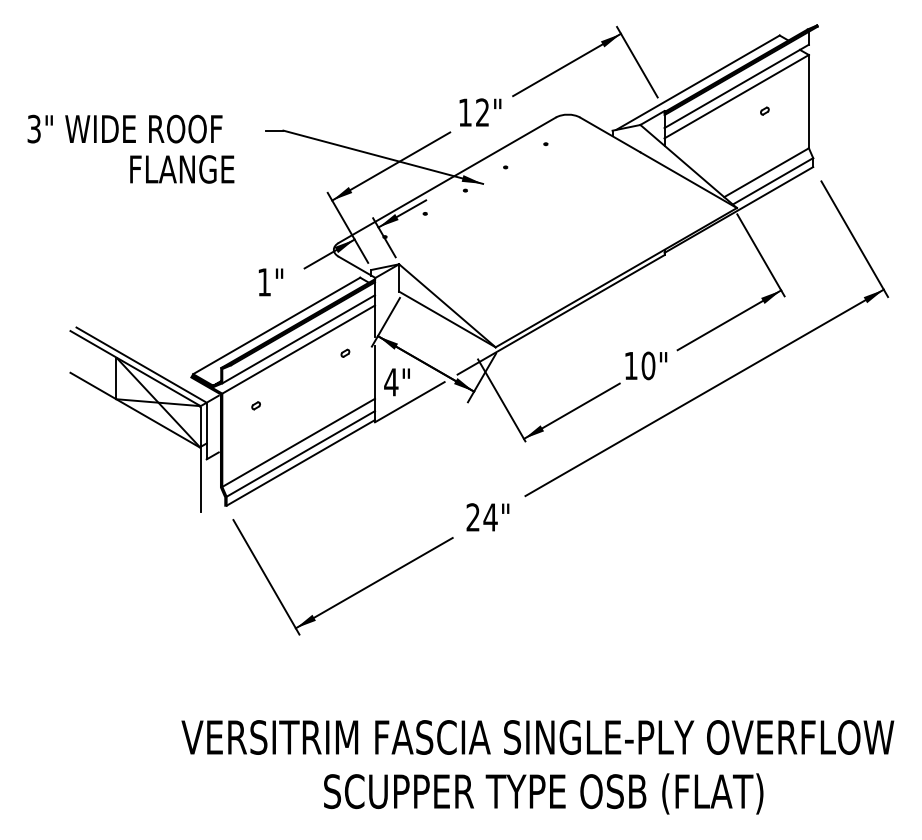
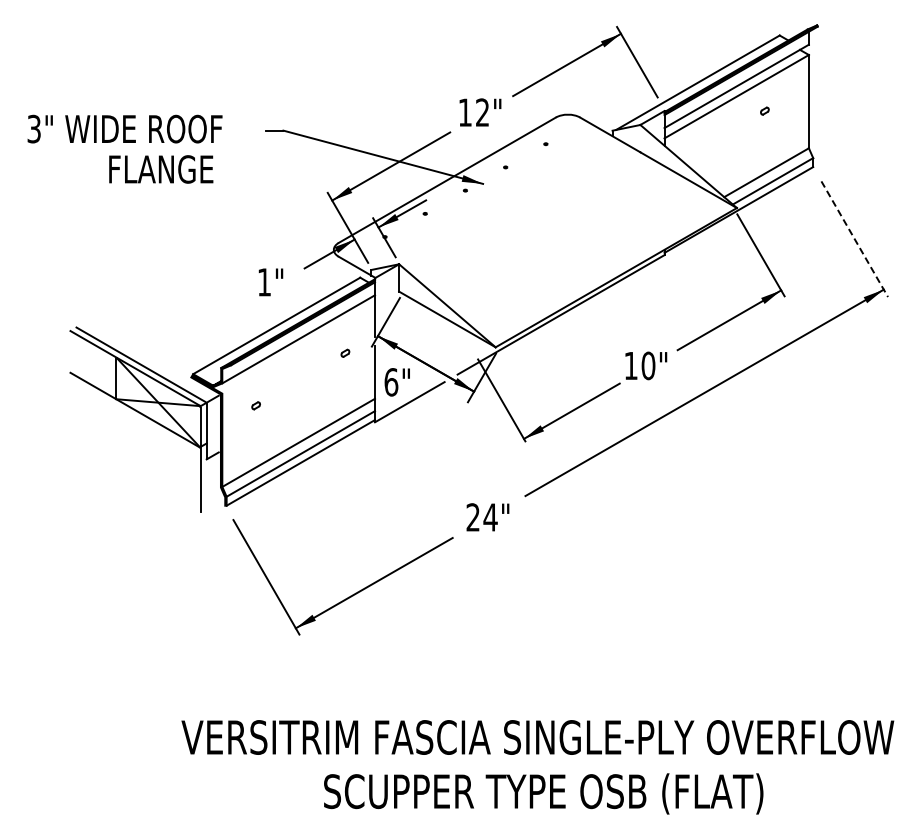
text position: (182, 169) -> (161, 169) (161, 169)
line: solid -> dashed (854, 239)
line: present -> none (298, 349)
text: 4" -> 6" (391, 382)
